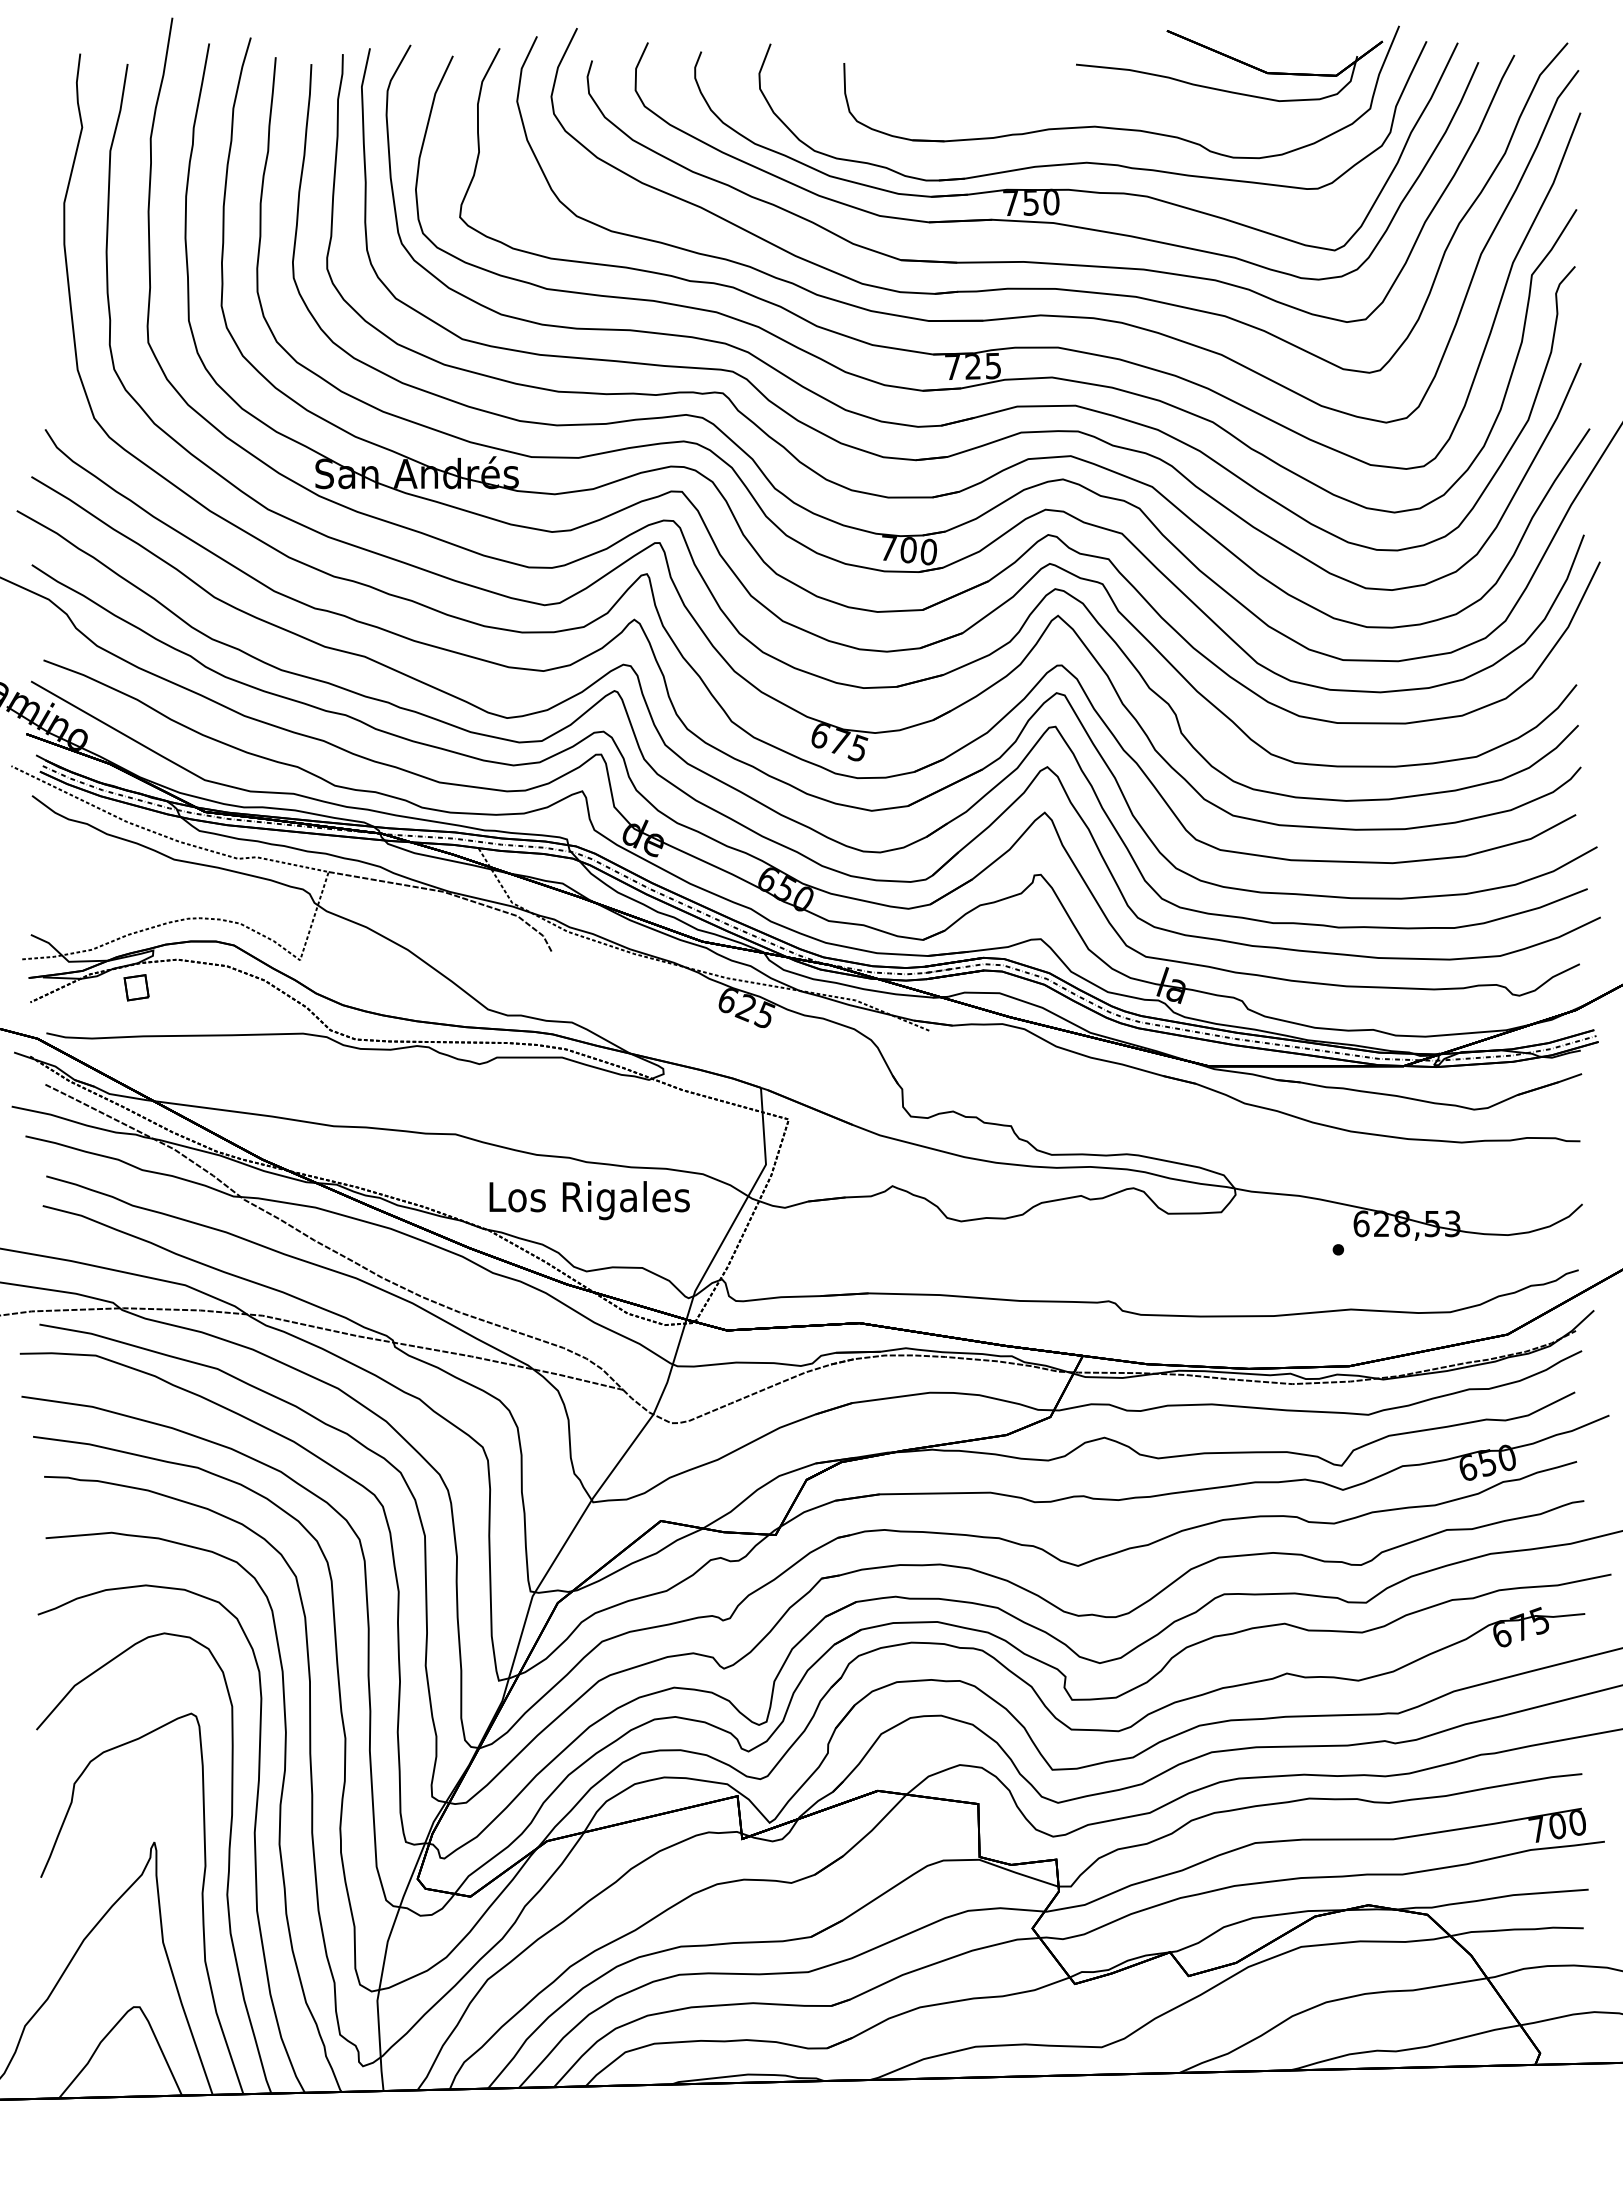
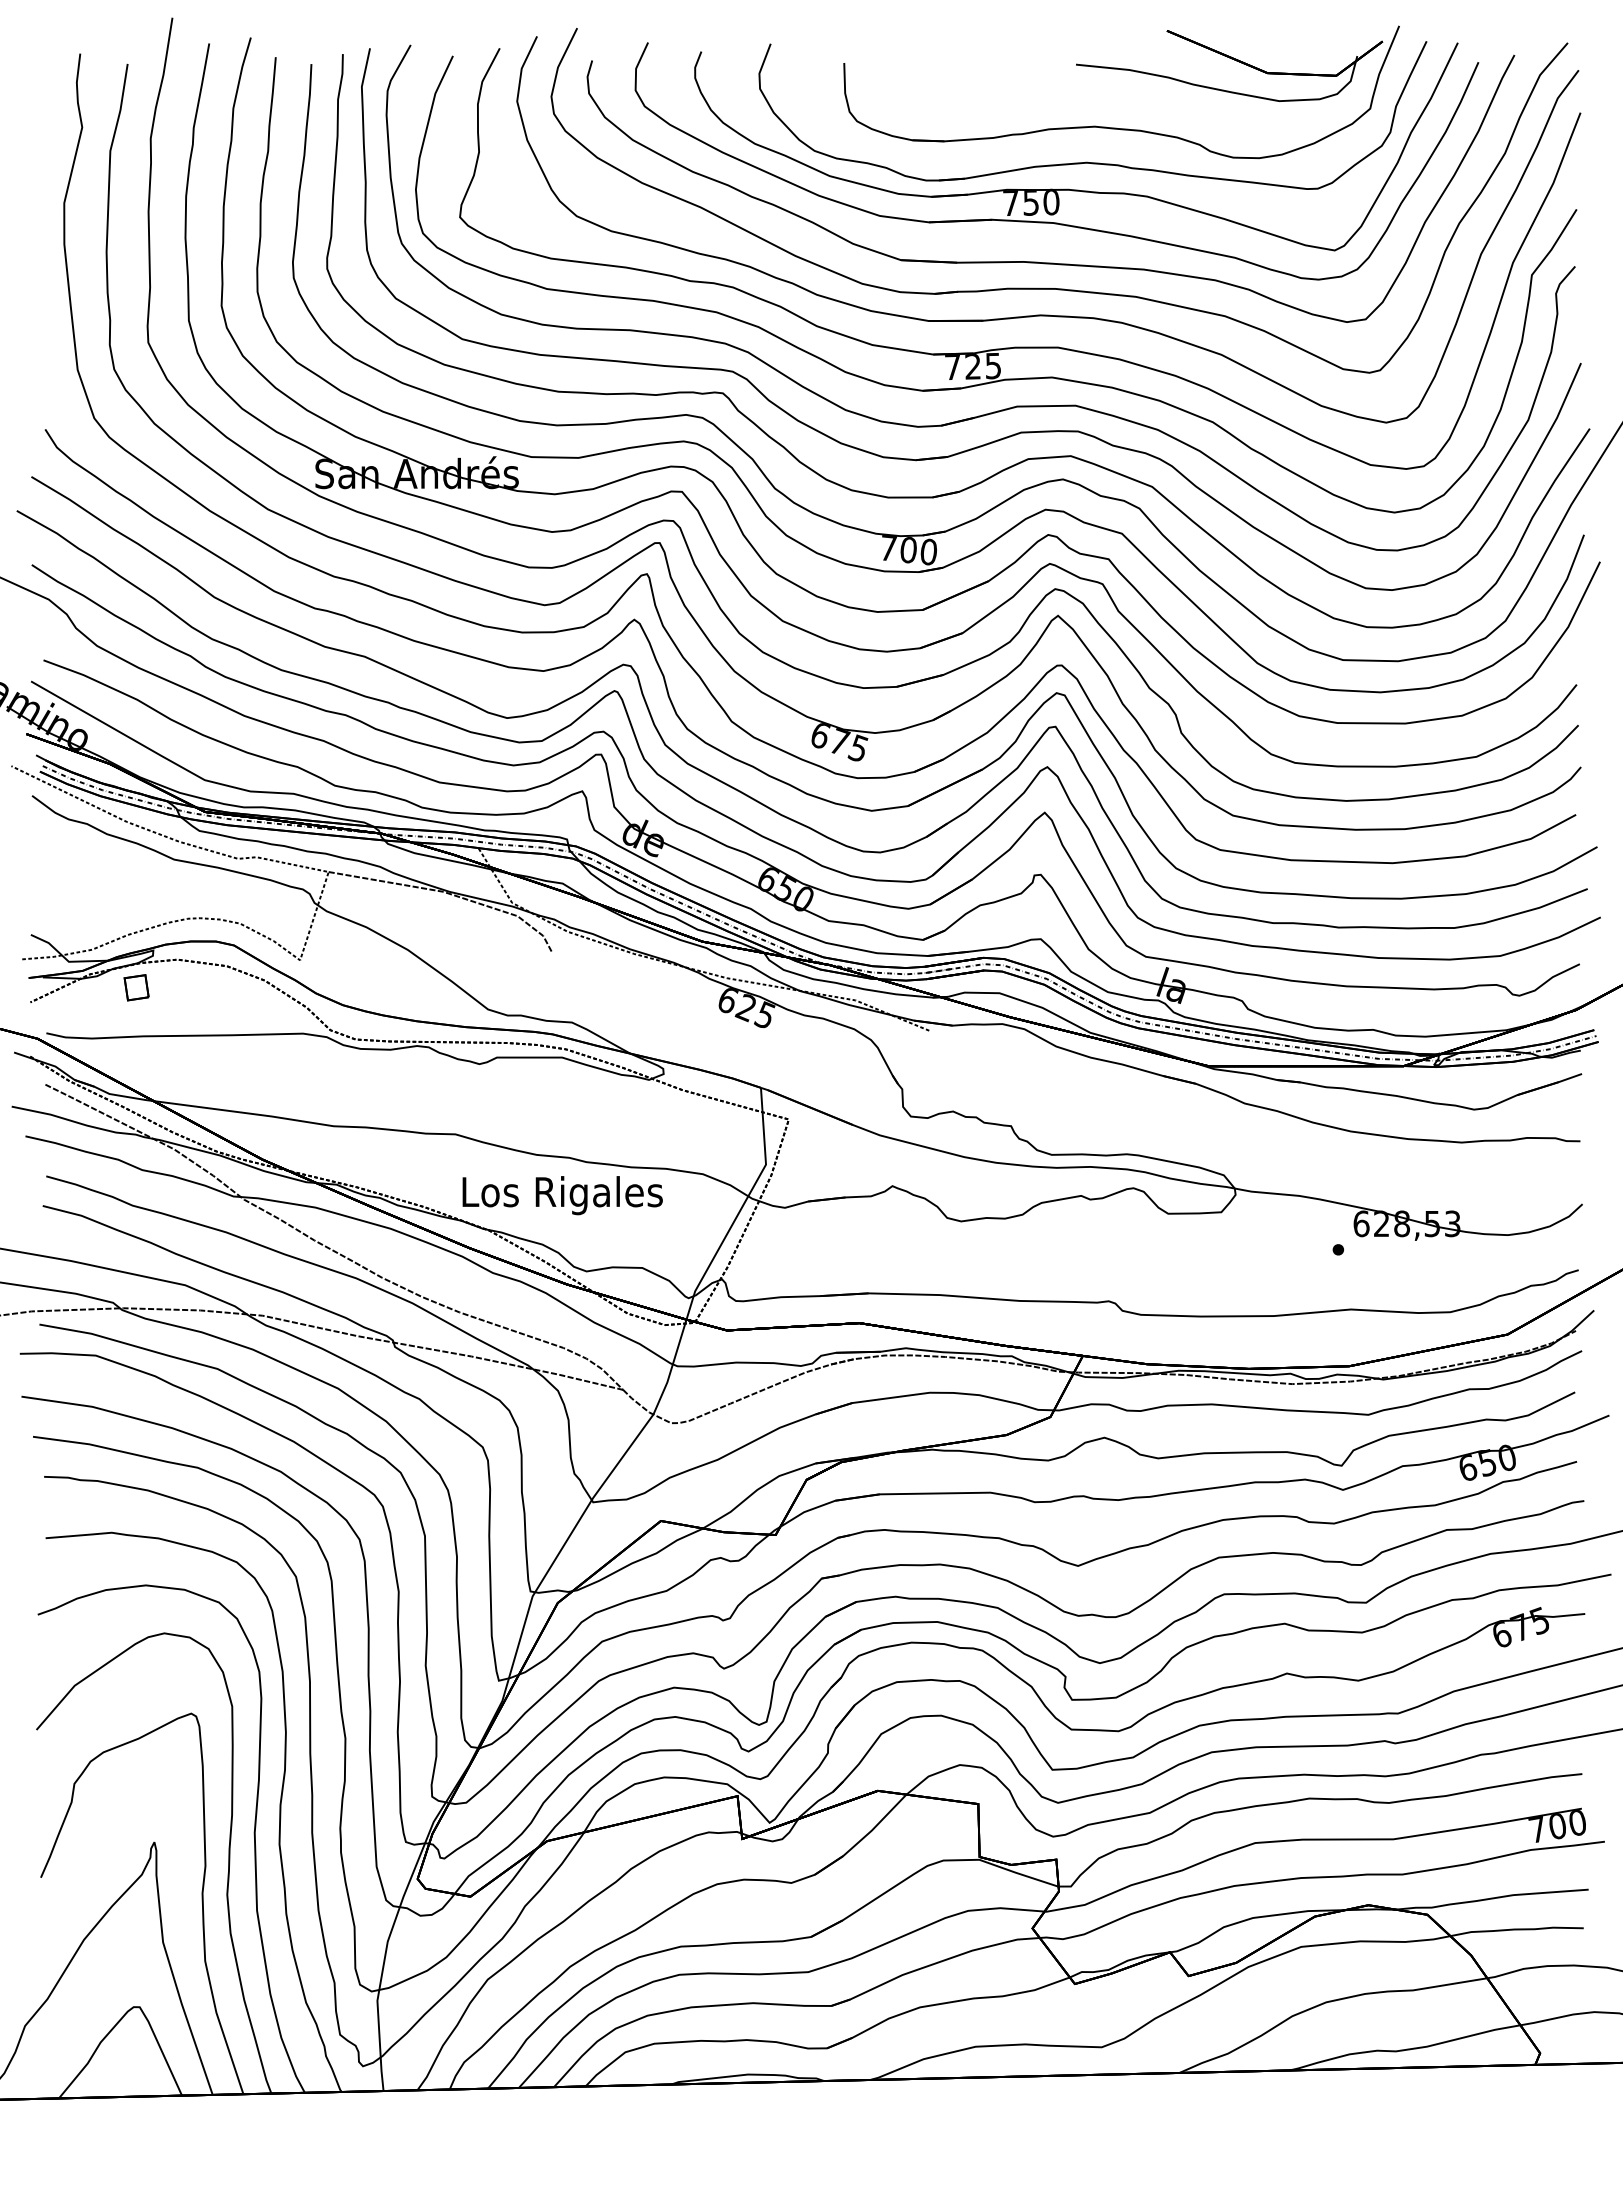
text position: (589, 1200) -> (562, 1195) (562, 1195)
